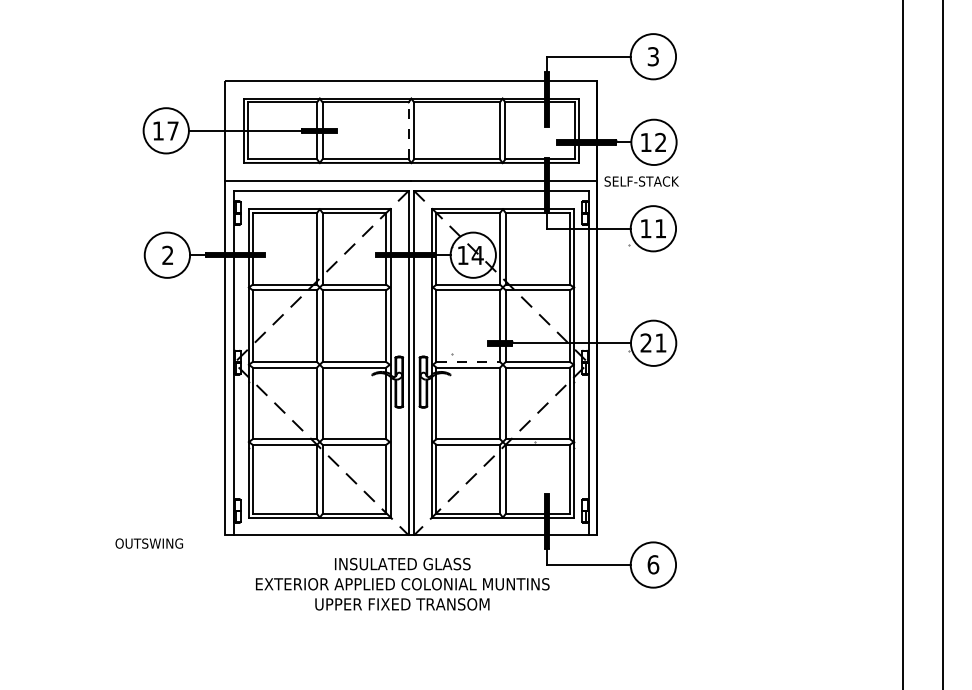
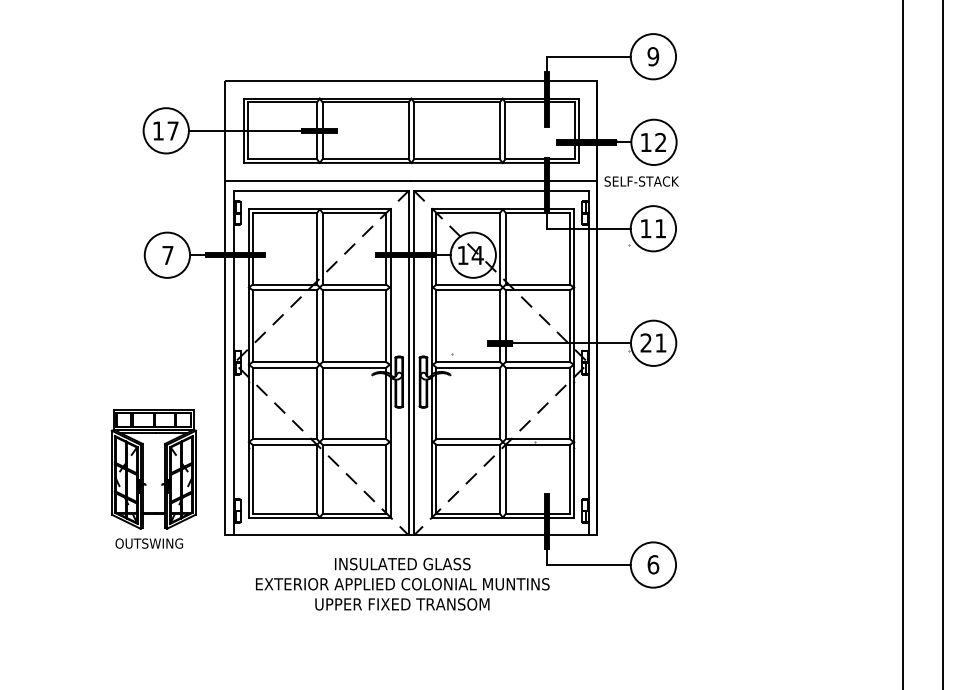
text: 3 -> 9 (653, 56)
line: dashed -> solid (408, 130)
text: 2 -> 7 (167, 254)
line: dashed -> solid (468, 362)
part: none -> present (153, 469)
